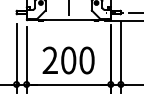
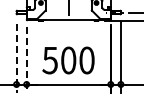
line: solid -> dashed (16, 59)
line: solid -> dashed (26, 60)
text: 200 -> 500 (49, 60)
